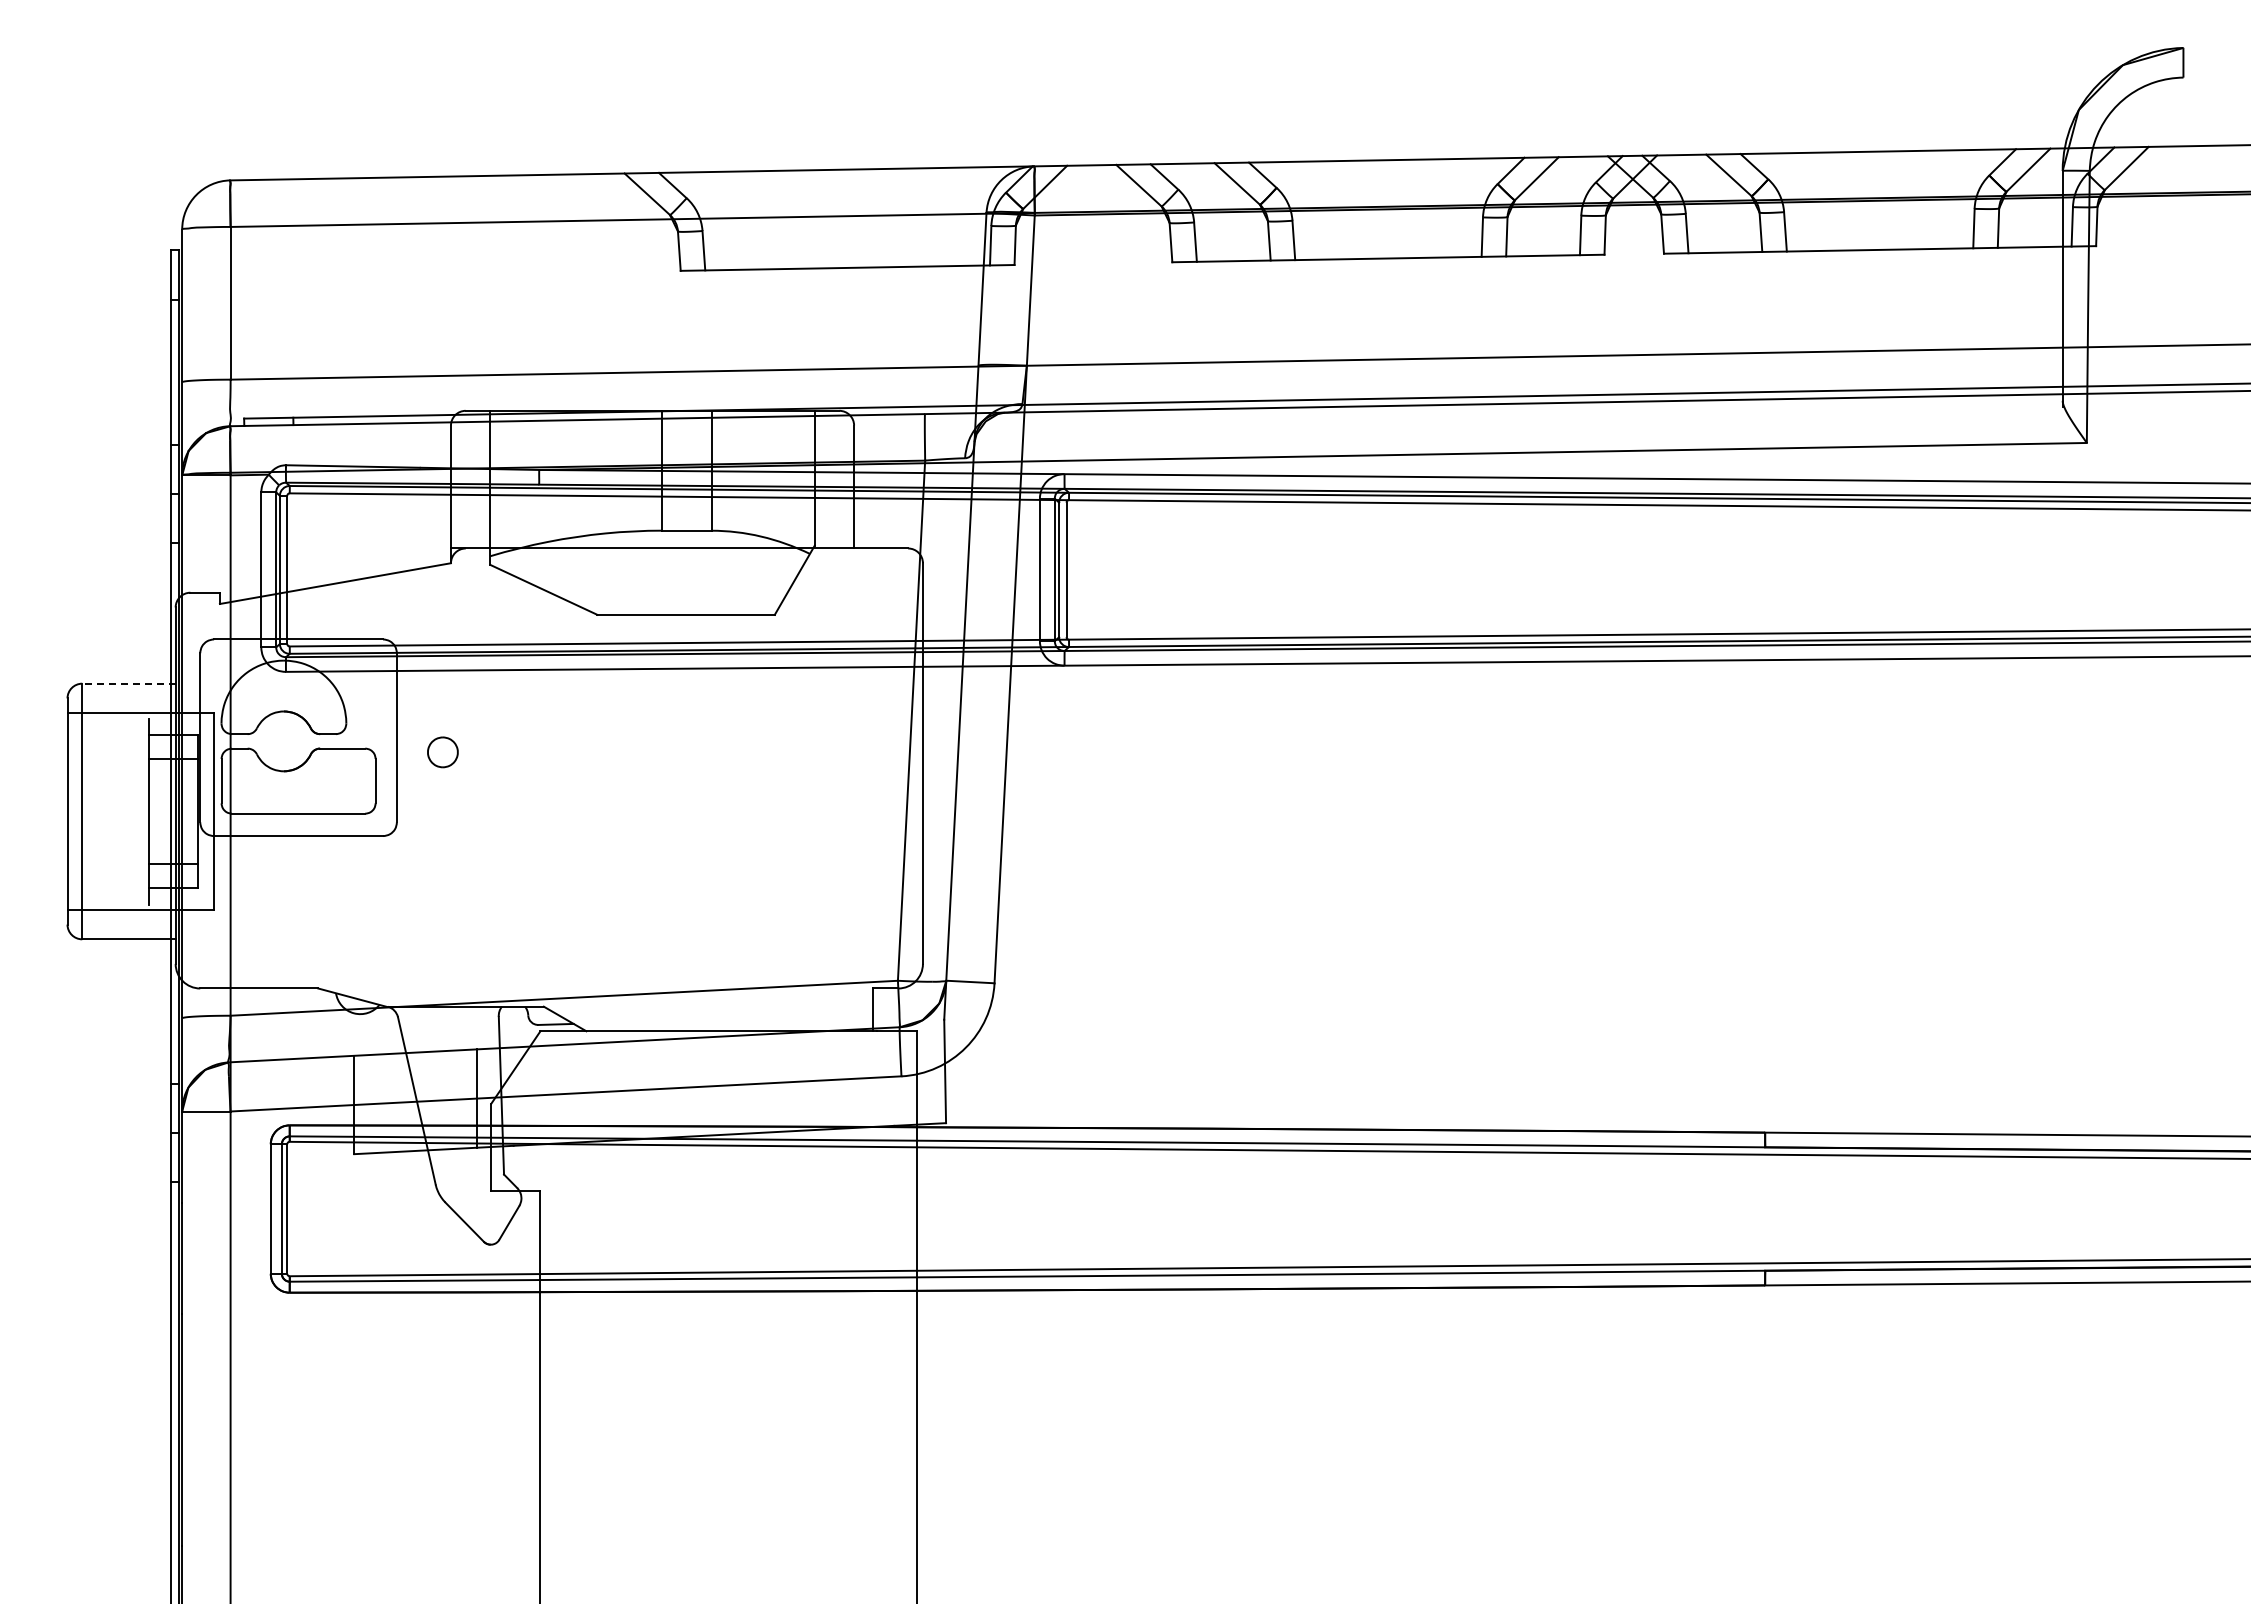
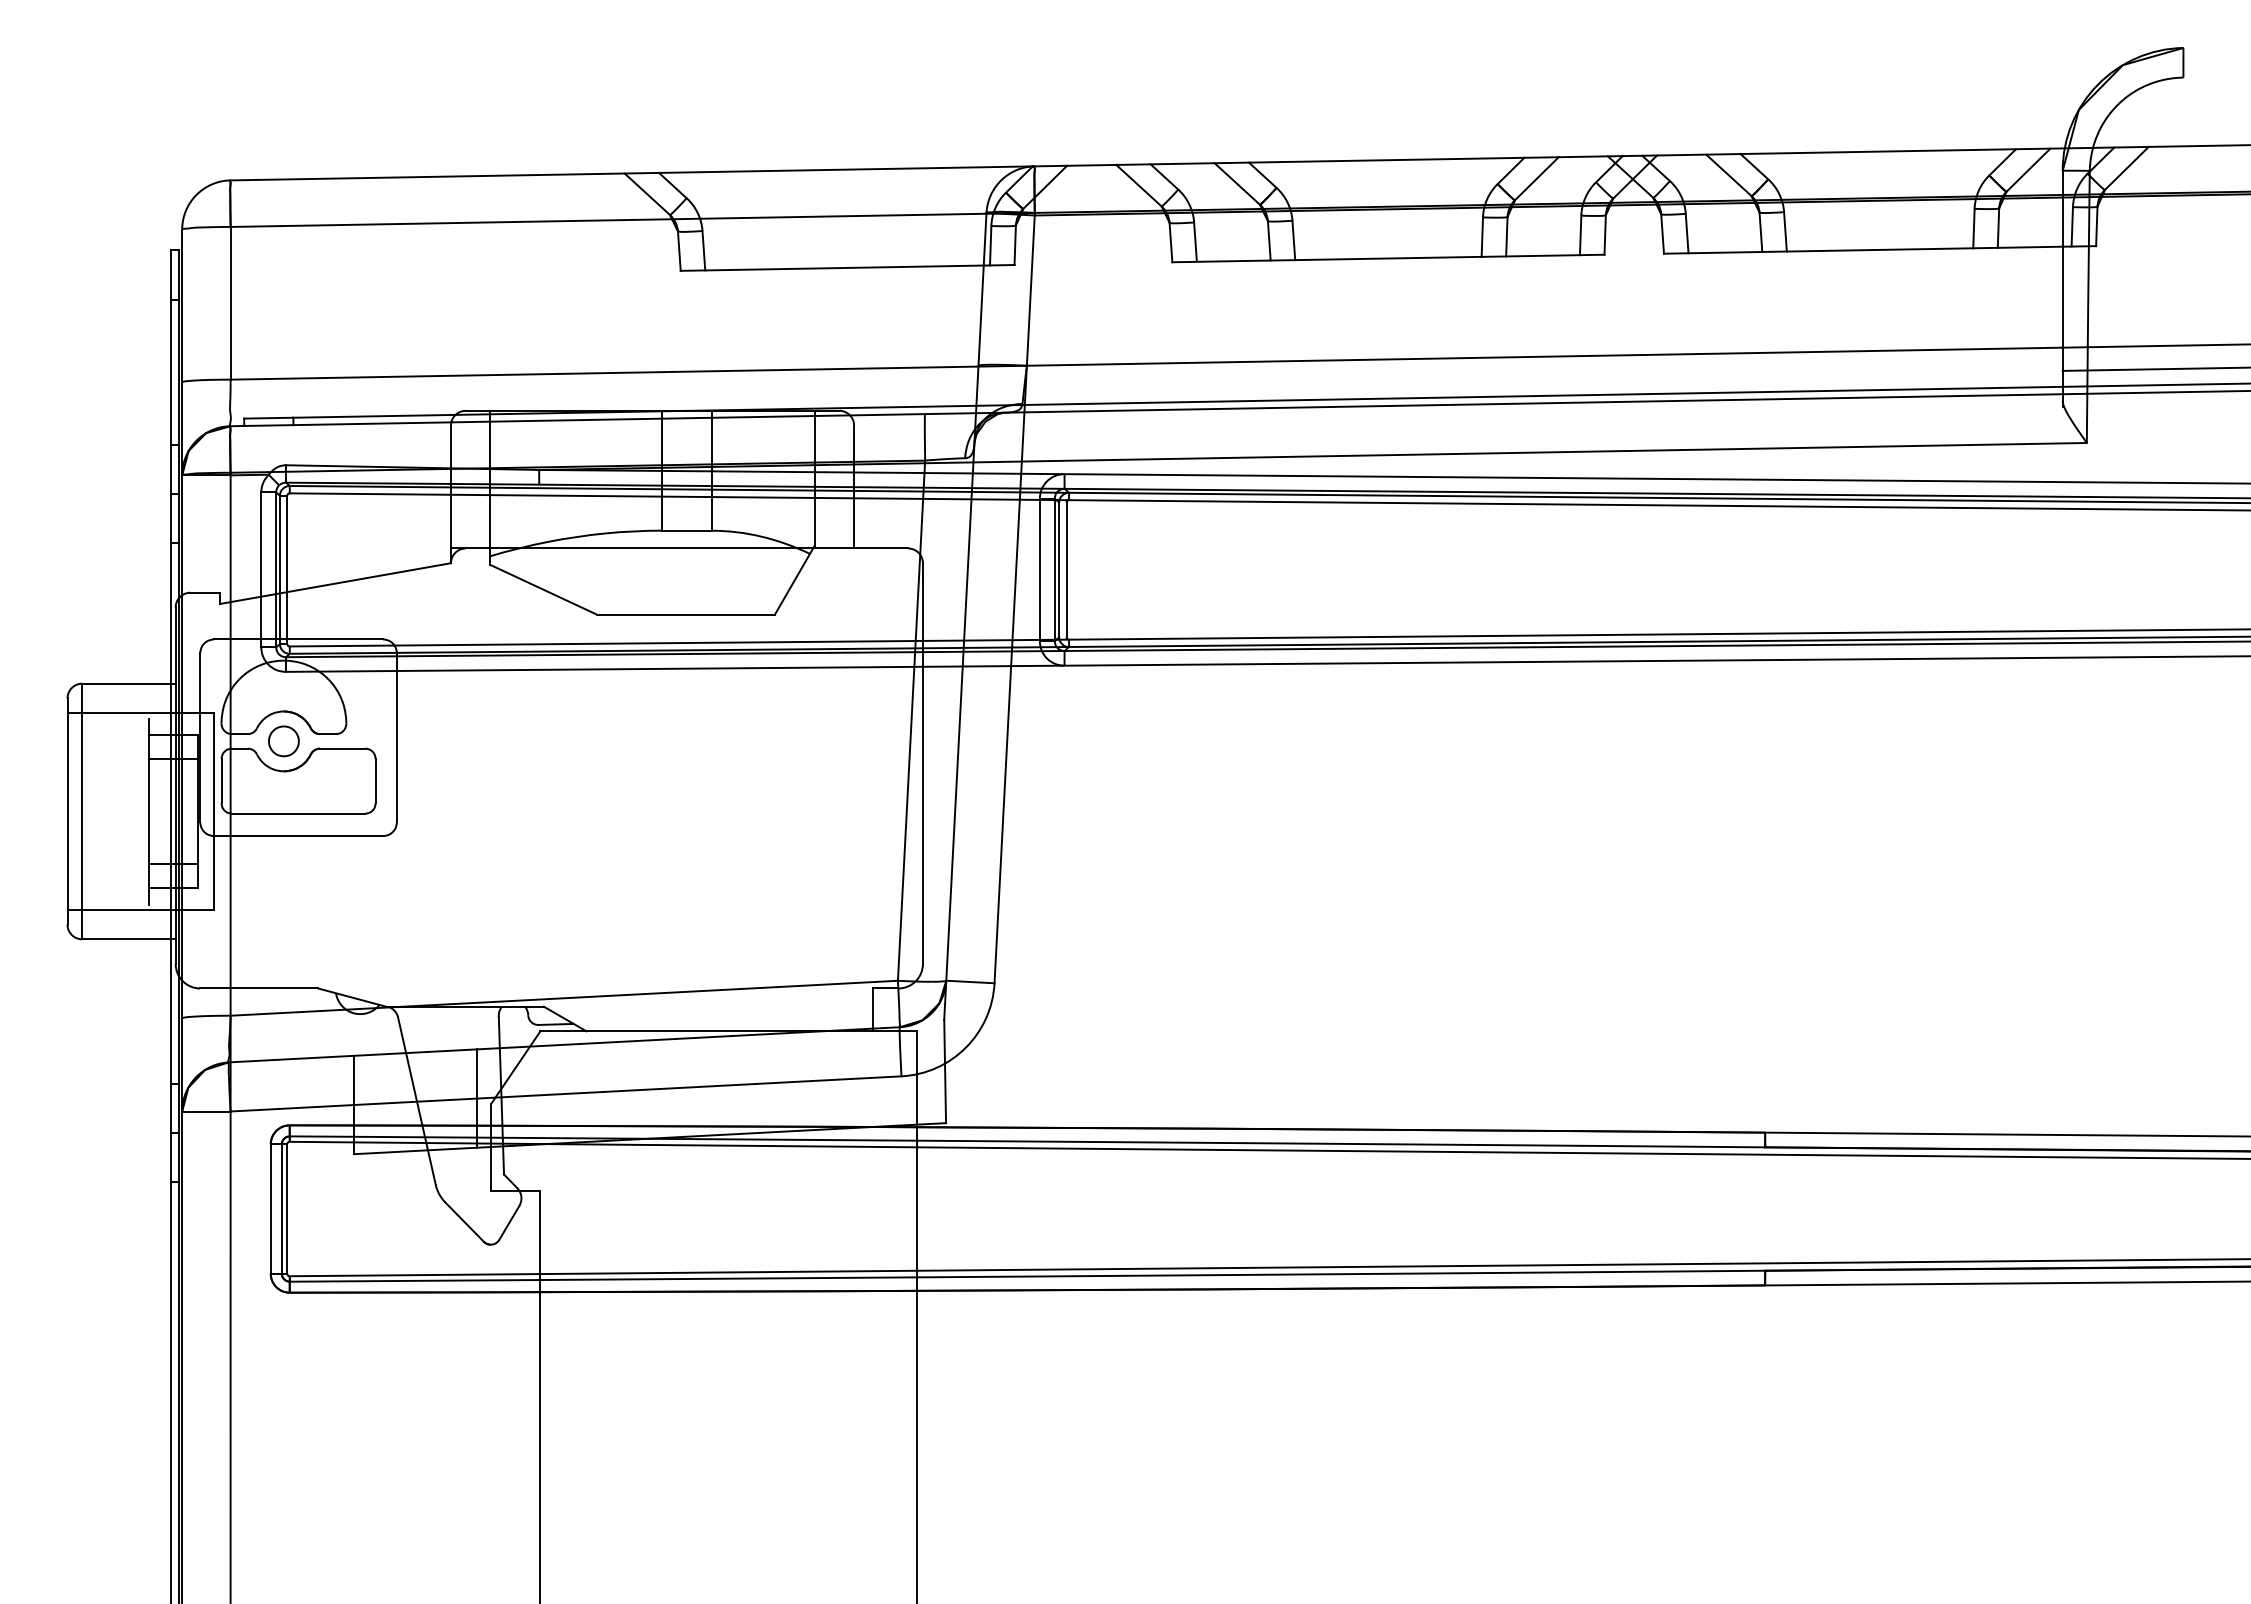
line: none -> present (2154, 368)
line: dashed -> solid (128, 683)
part position: (442, 752) -> (283, 741) (283, 741)
